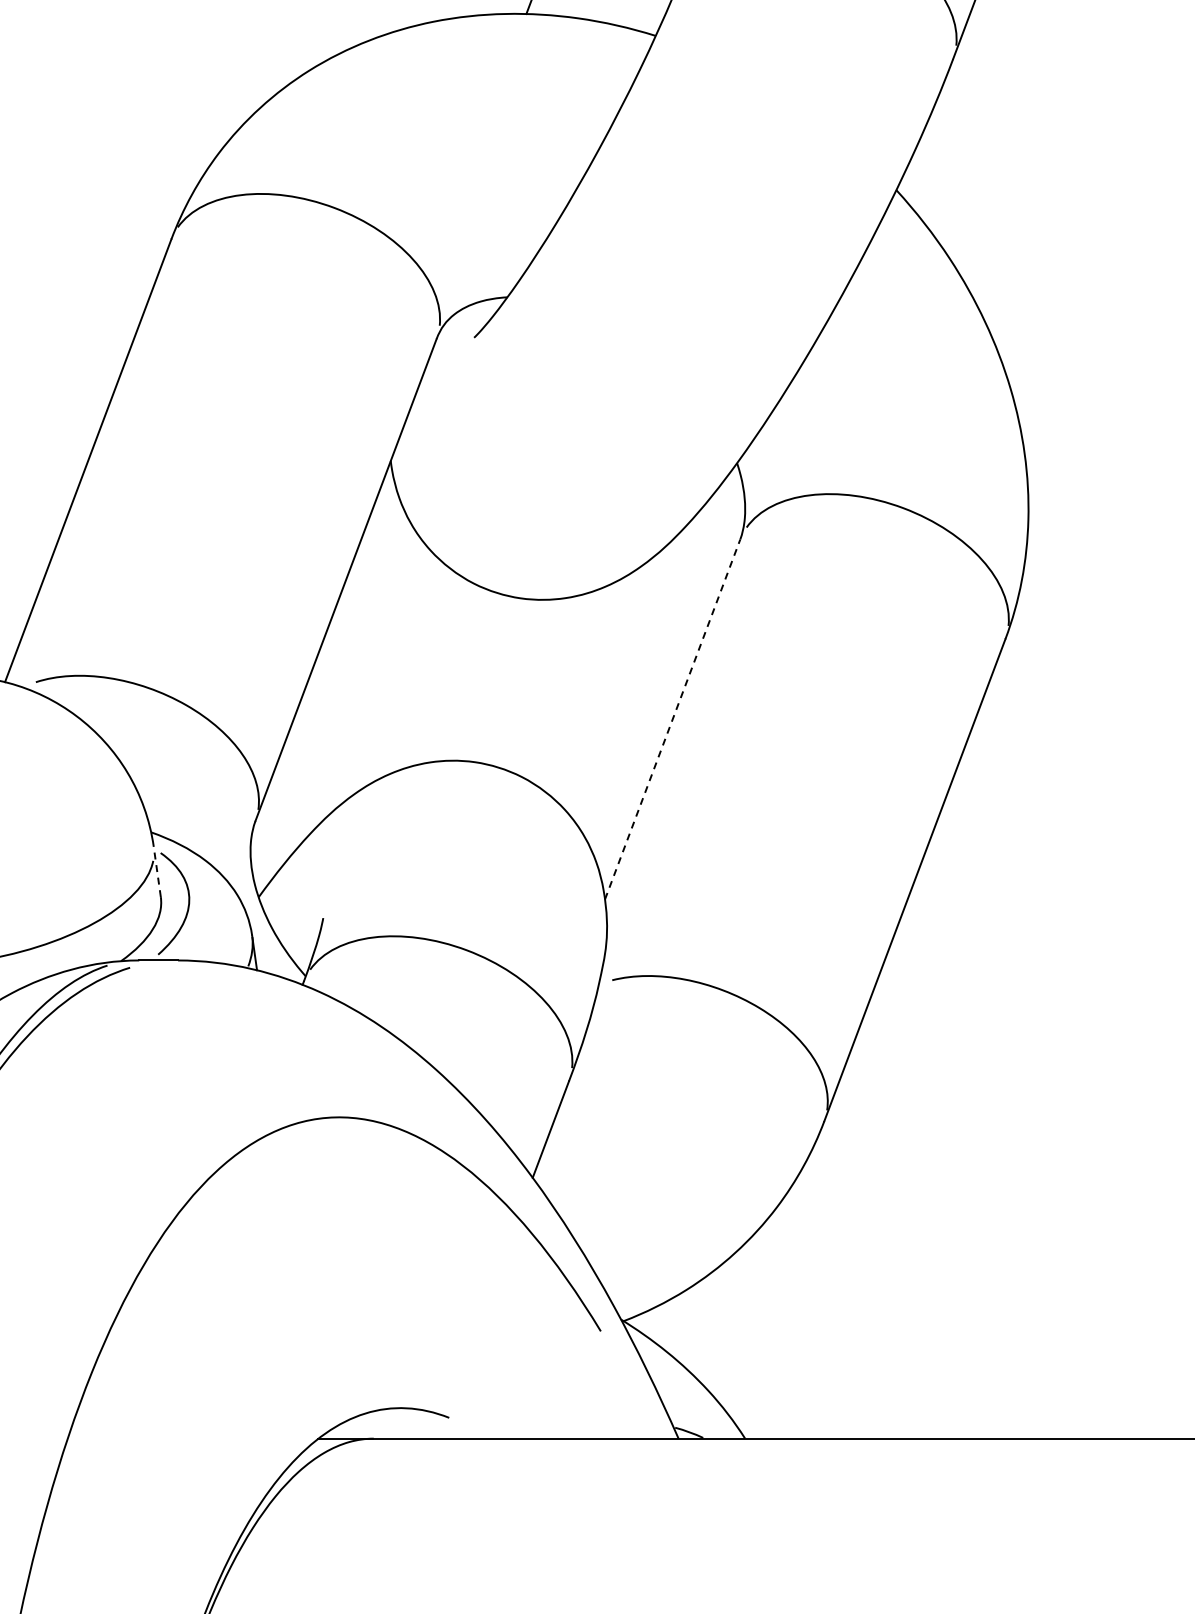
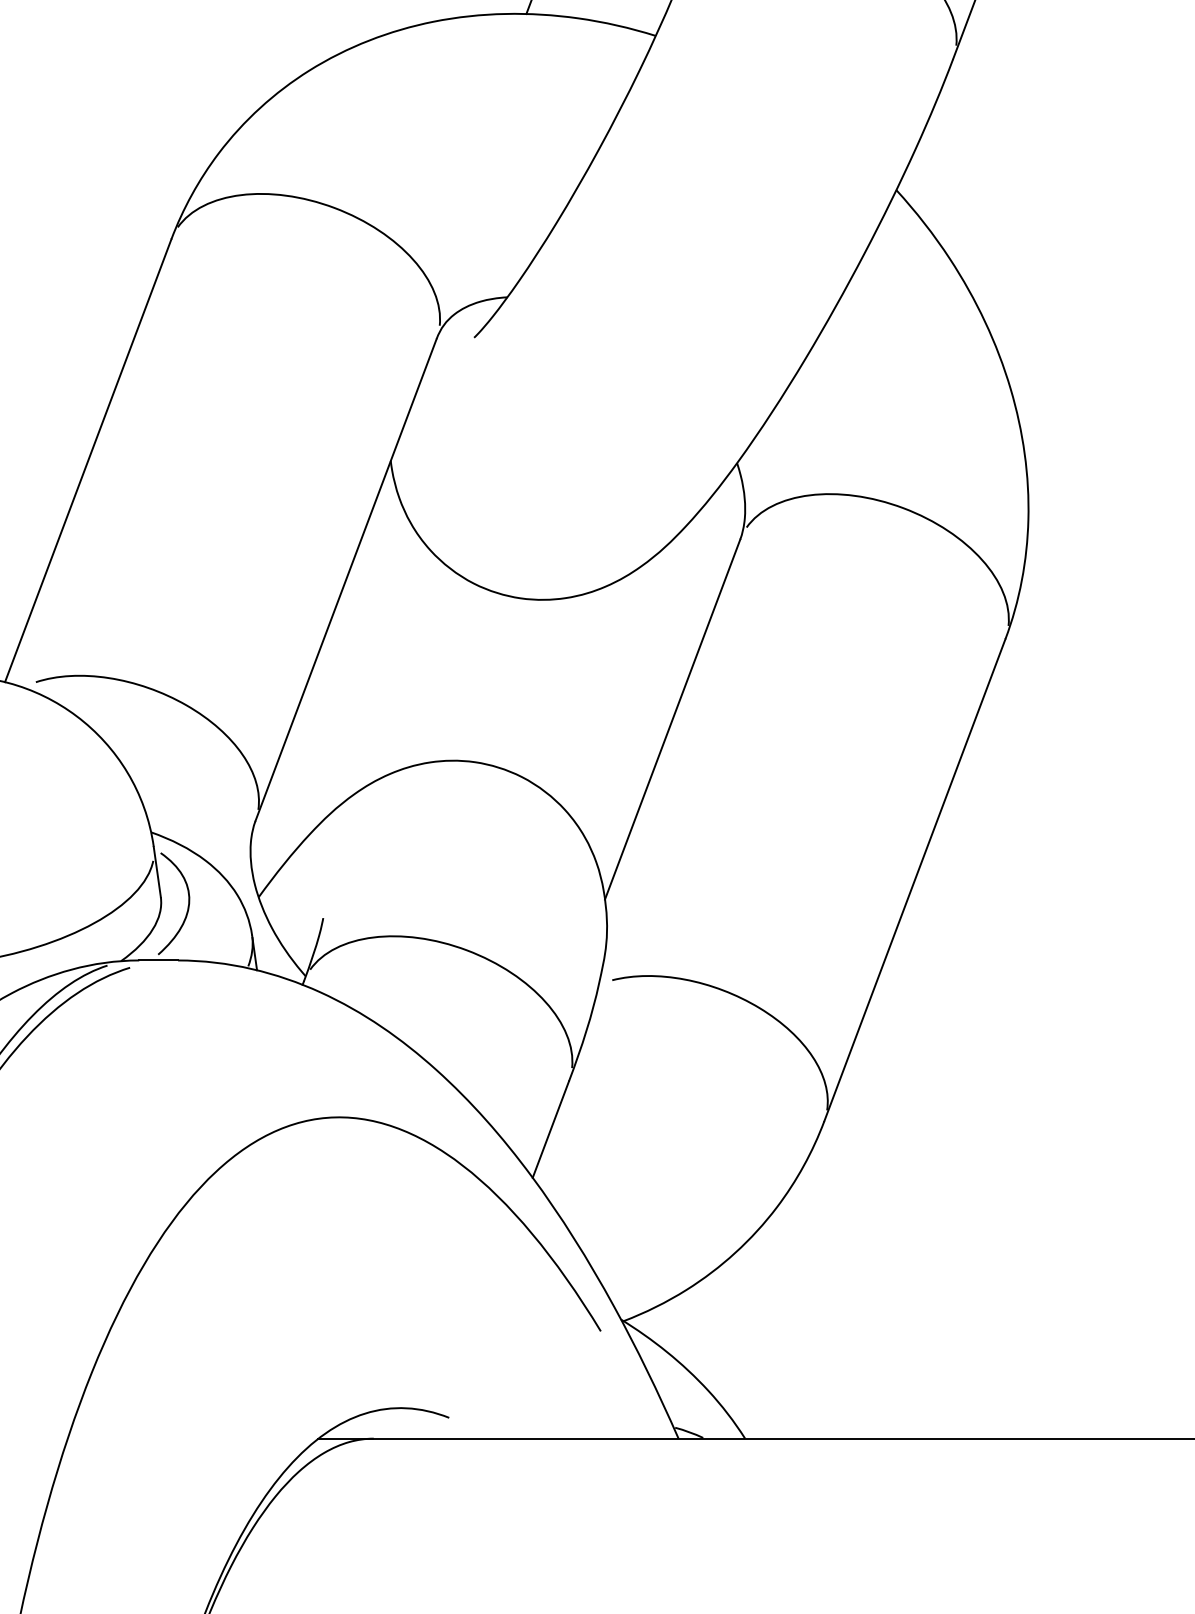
line: dashed -> solid (672, 719)
line: dashed -> solid (157, 871)
